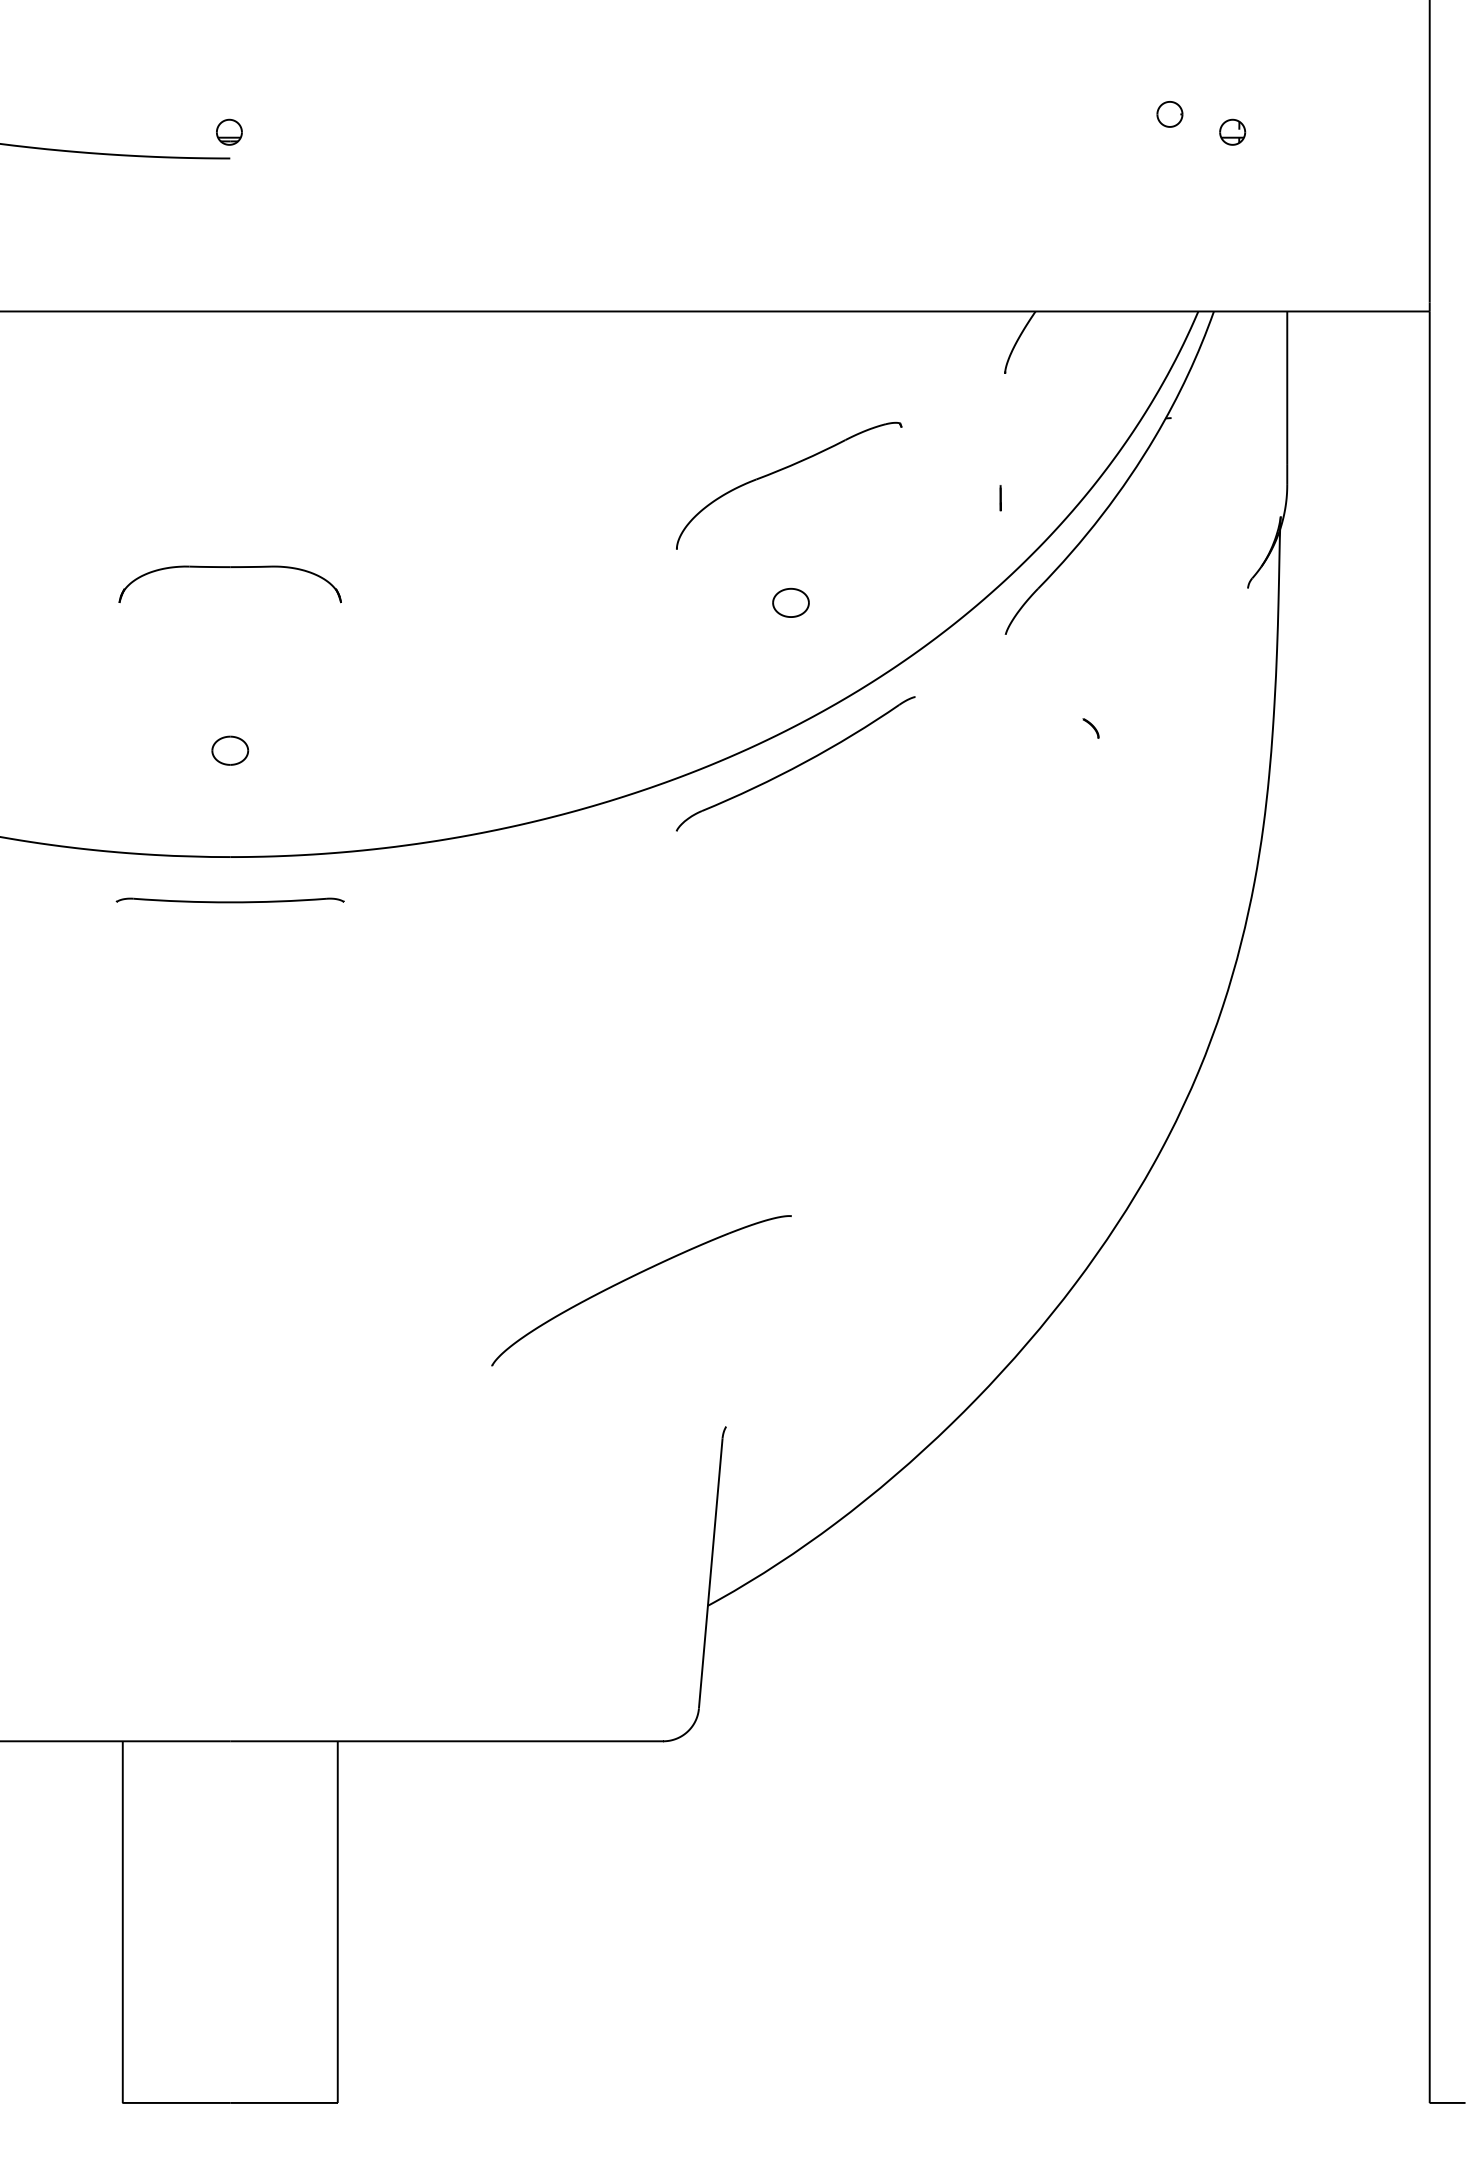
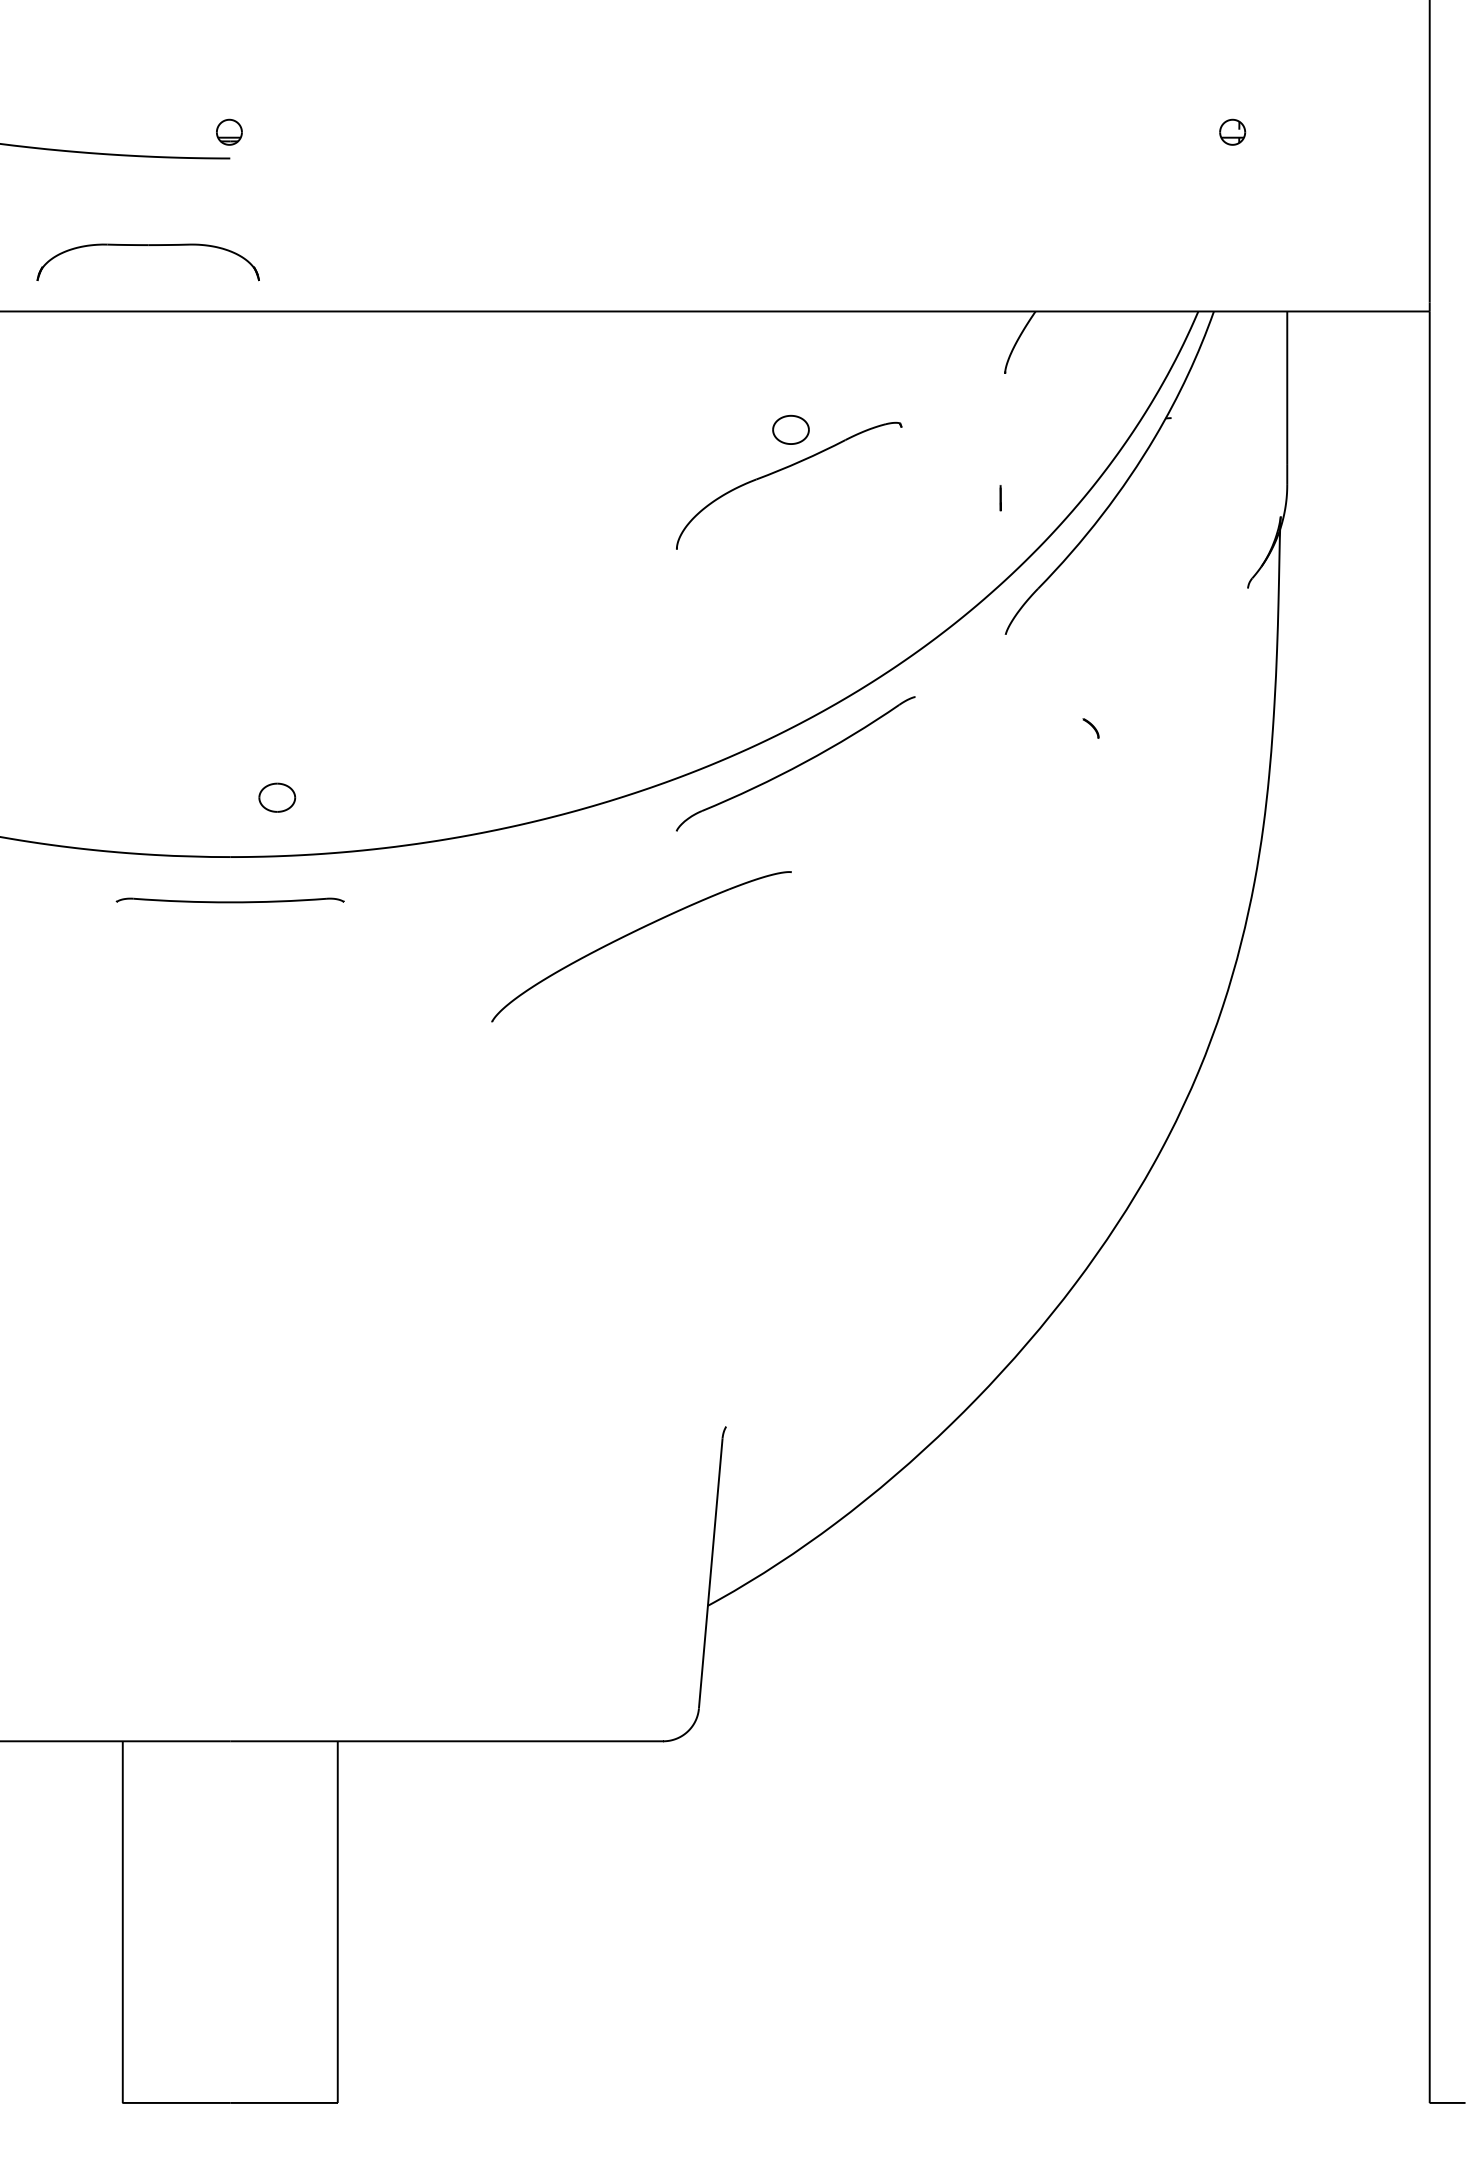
part: present -> none (1169, 114)
part position: (229, 567) -> (147, 245) (147, 245)
part position: (790, 602) -> (790, 429) (790, 429)
part position: (230, 750) -> (277, 797) (277, 797)
part position: (635, 1276) -> (635, 932) (635, 932)
